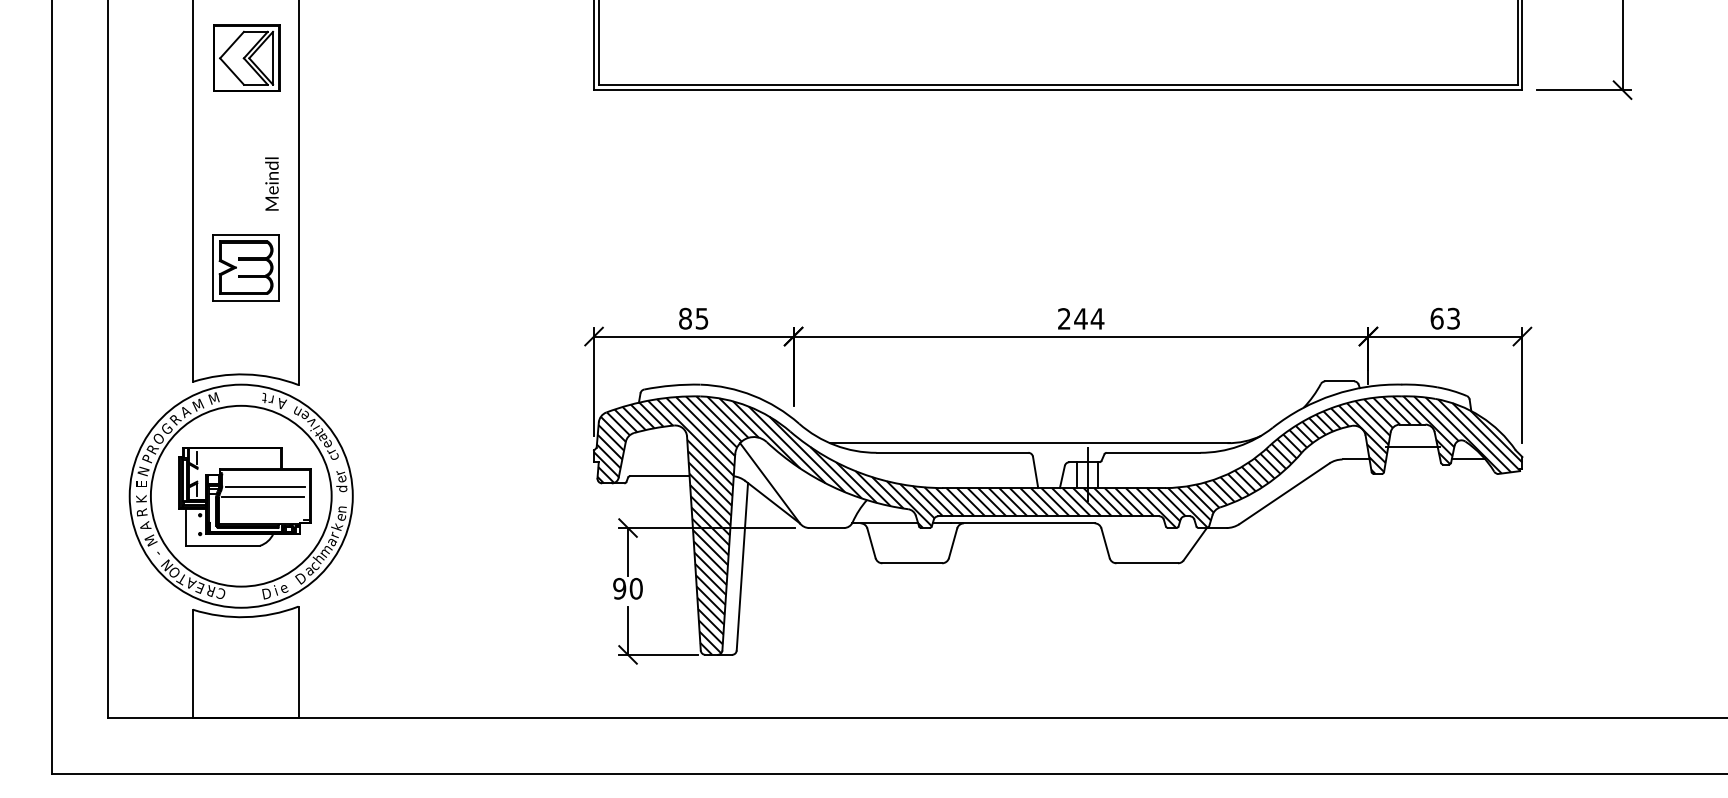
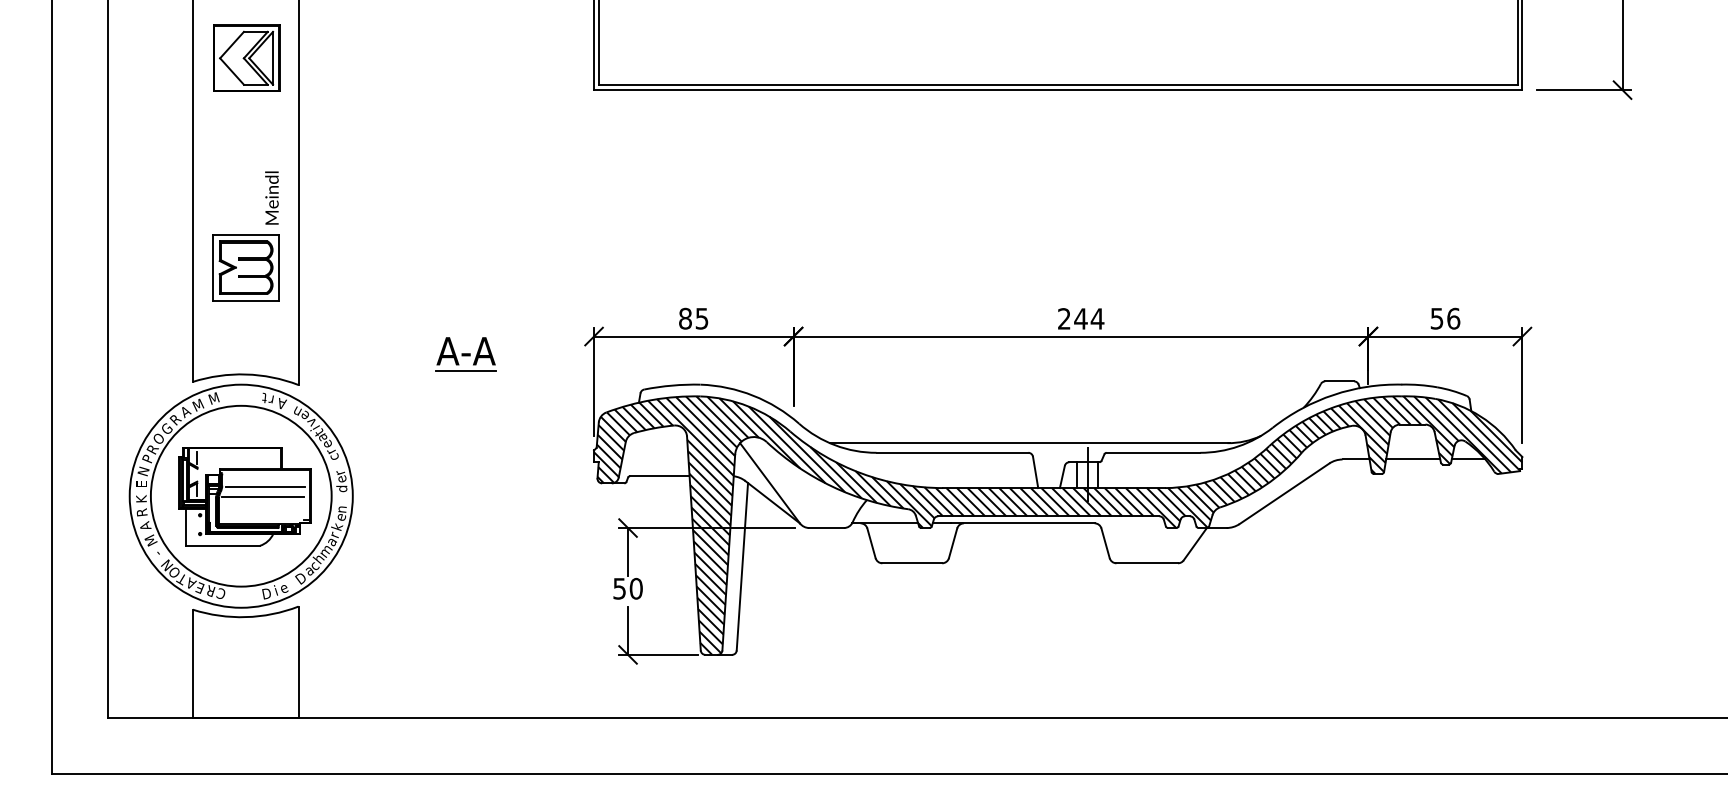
text position: (271, 183) -> (271, 197) (271, 197)
text: 63 -> 56 (1445, 318)
part: none -> present (465, 354)
line position: (1413, 447) -> (1413, 459) (1413, 459)
text: 90 -> 50 (619, 588)
